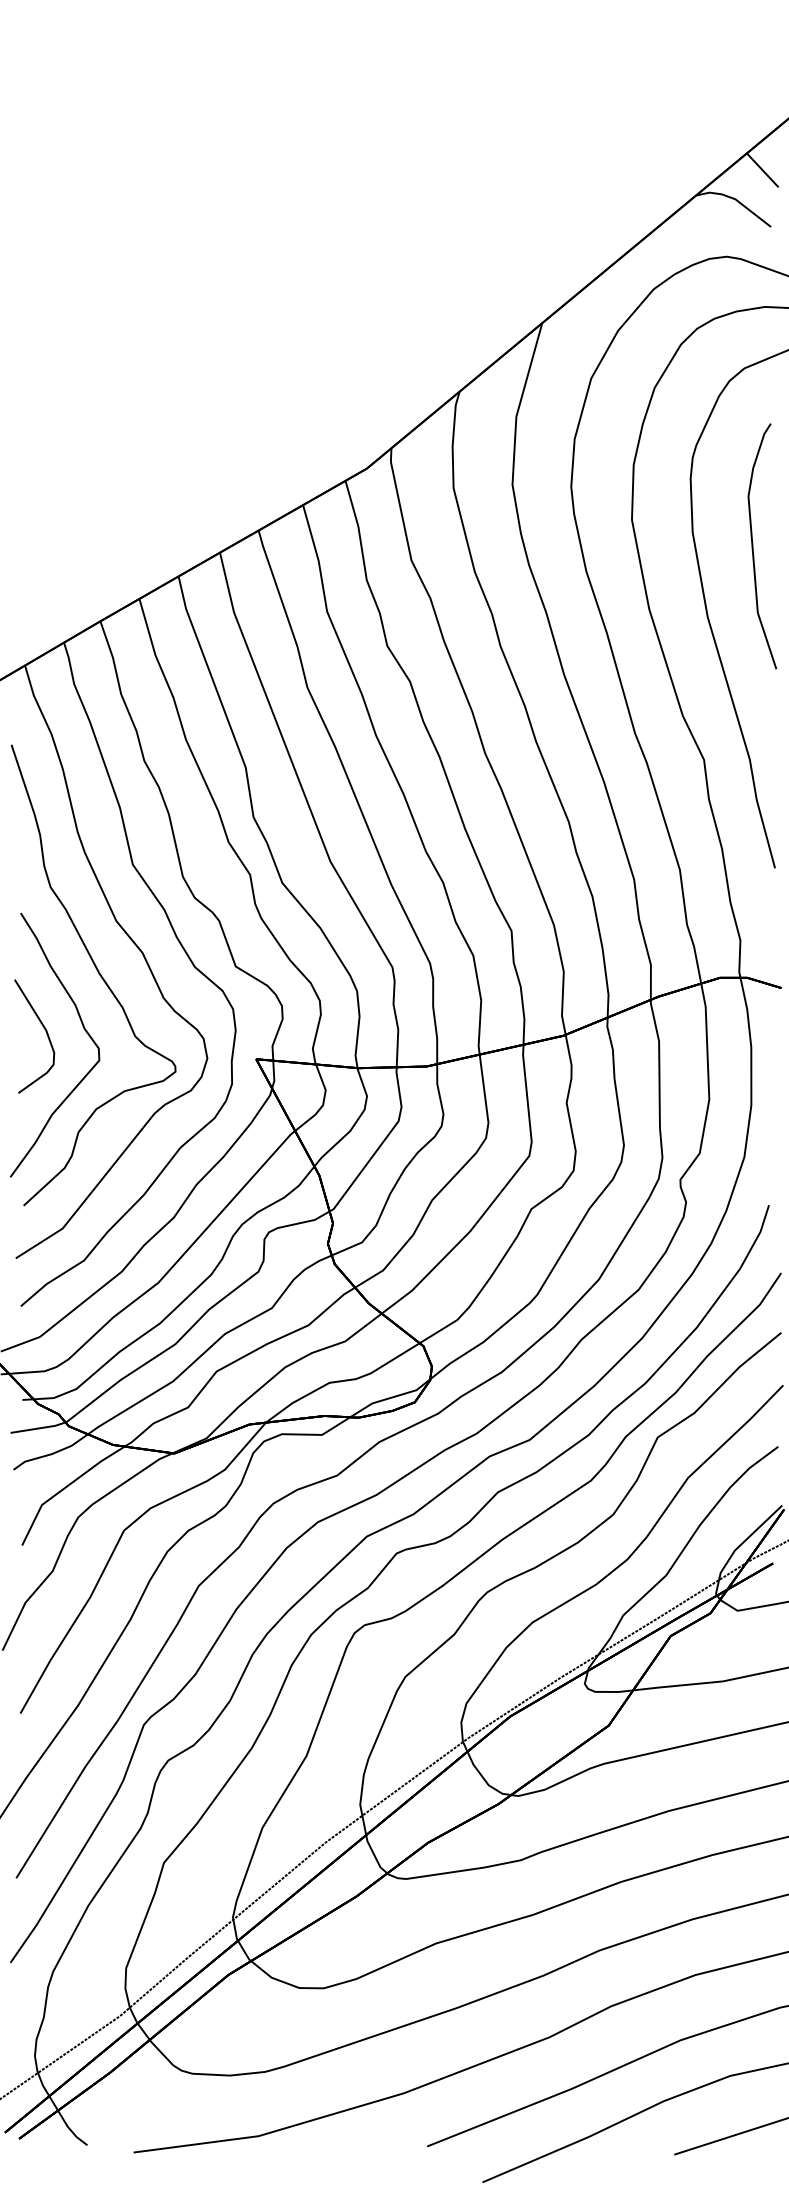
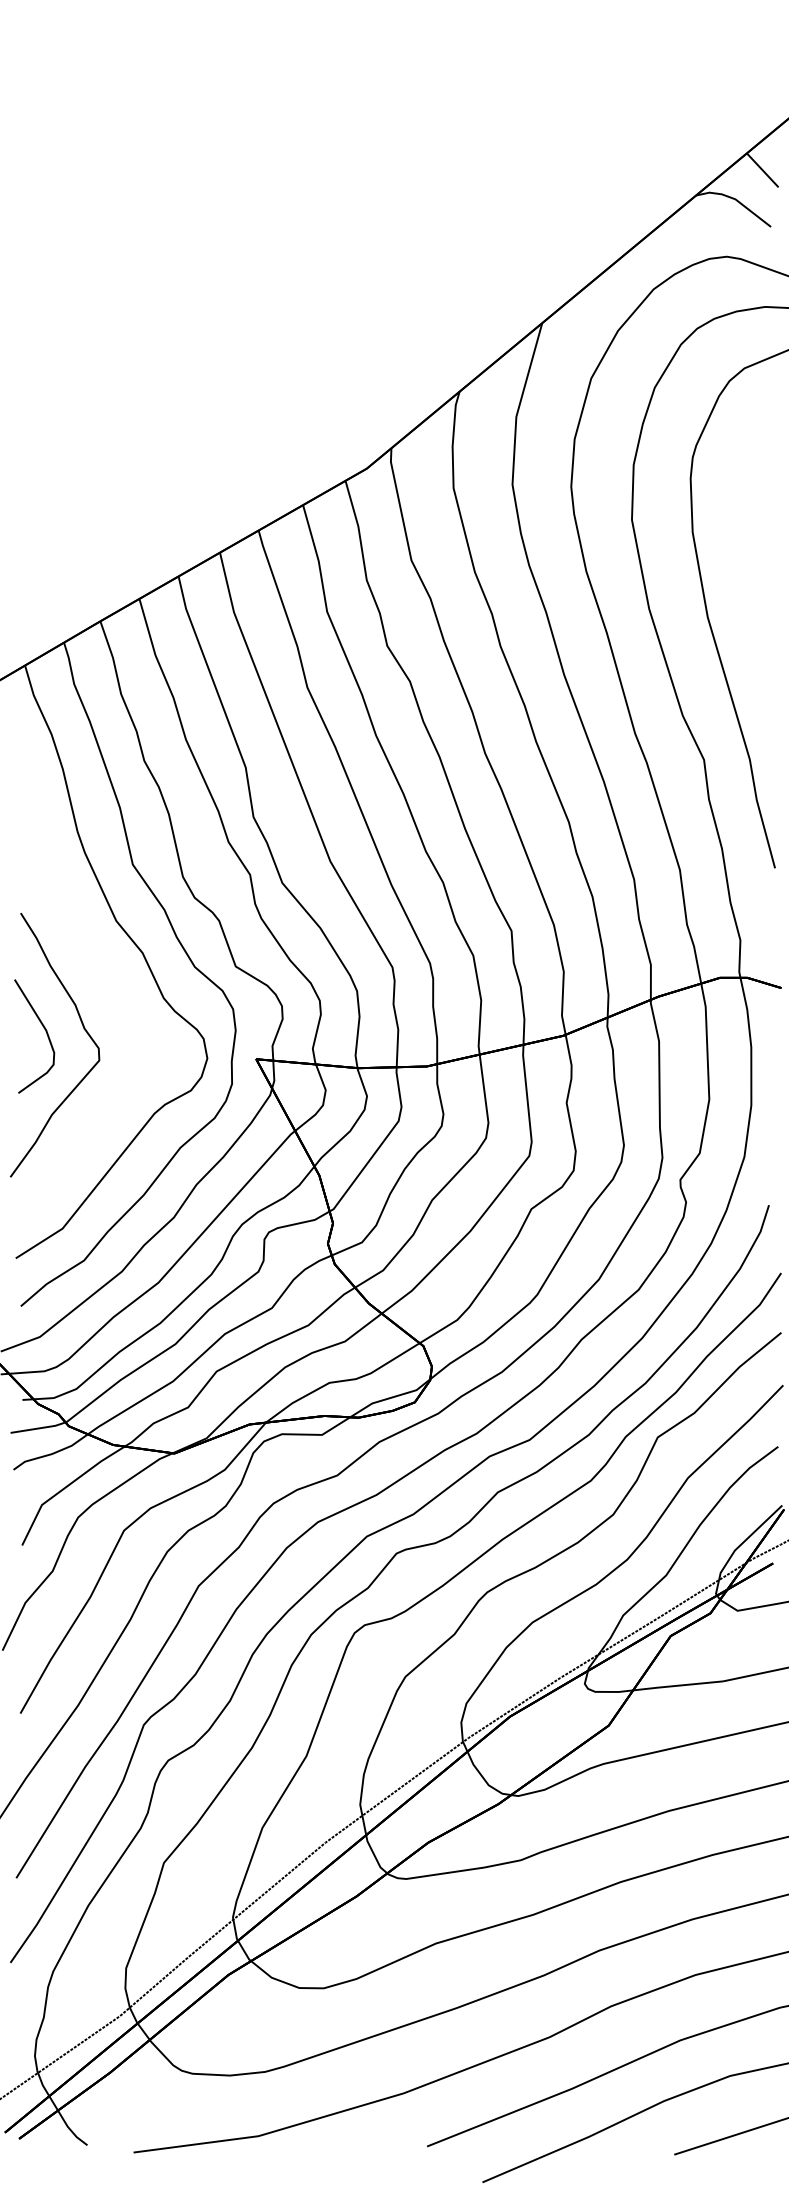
curve: present -> none (753, 546)
curve: present -> none (97, 972)
